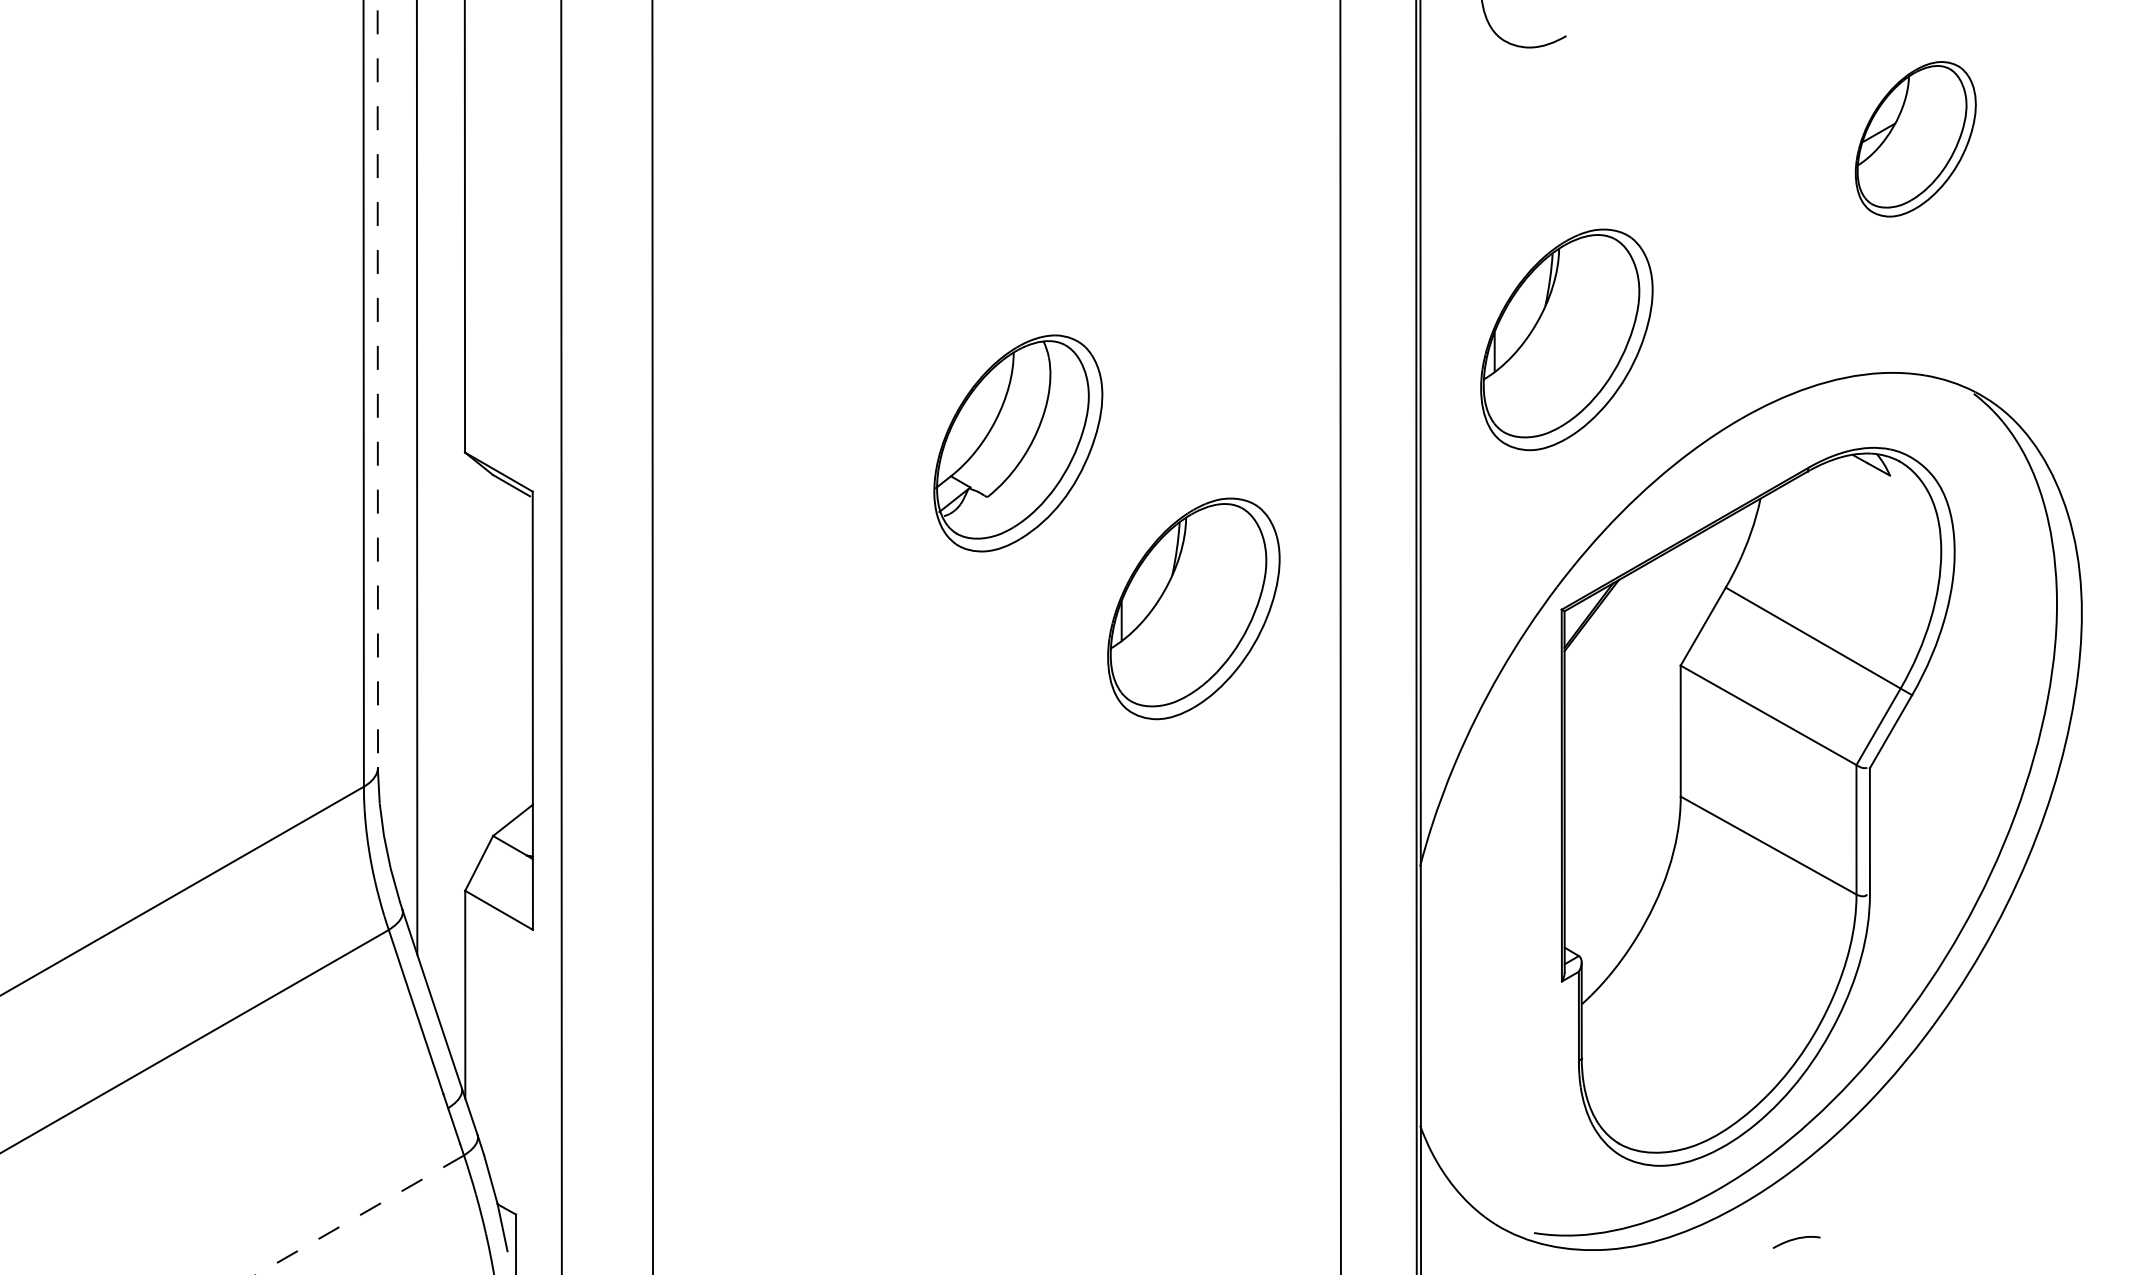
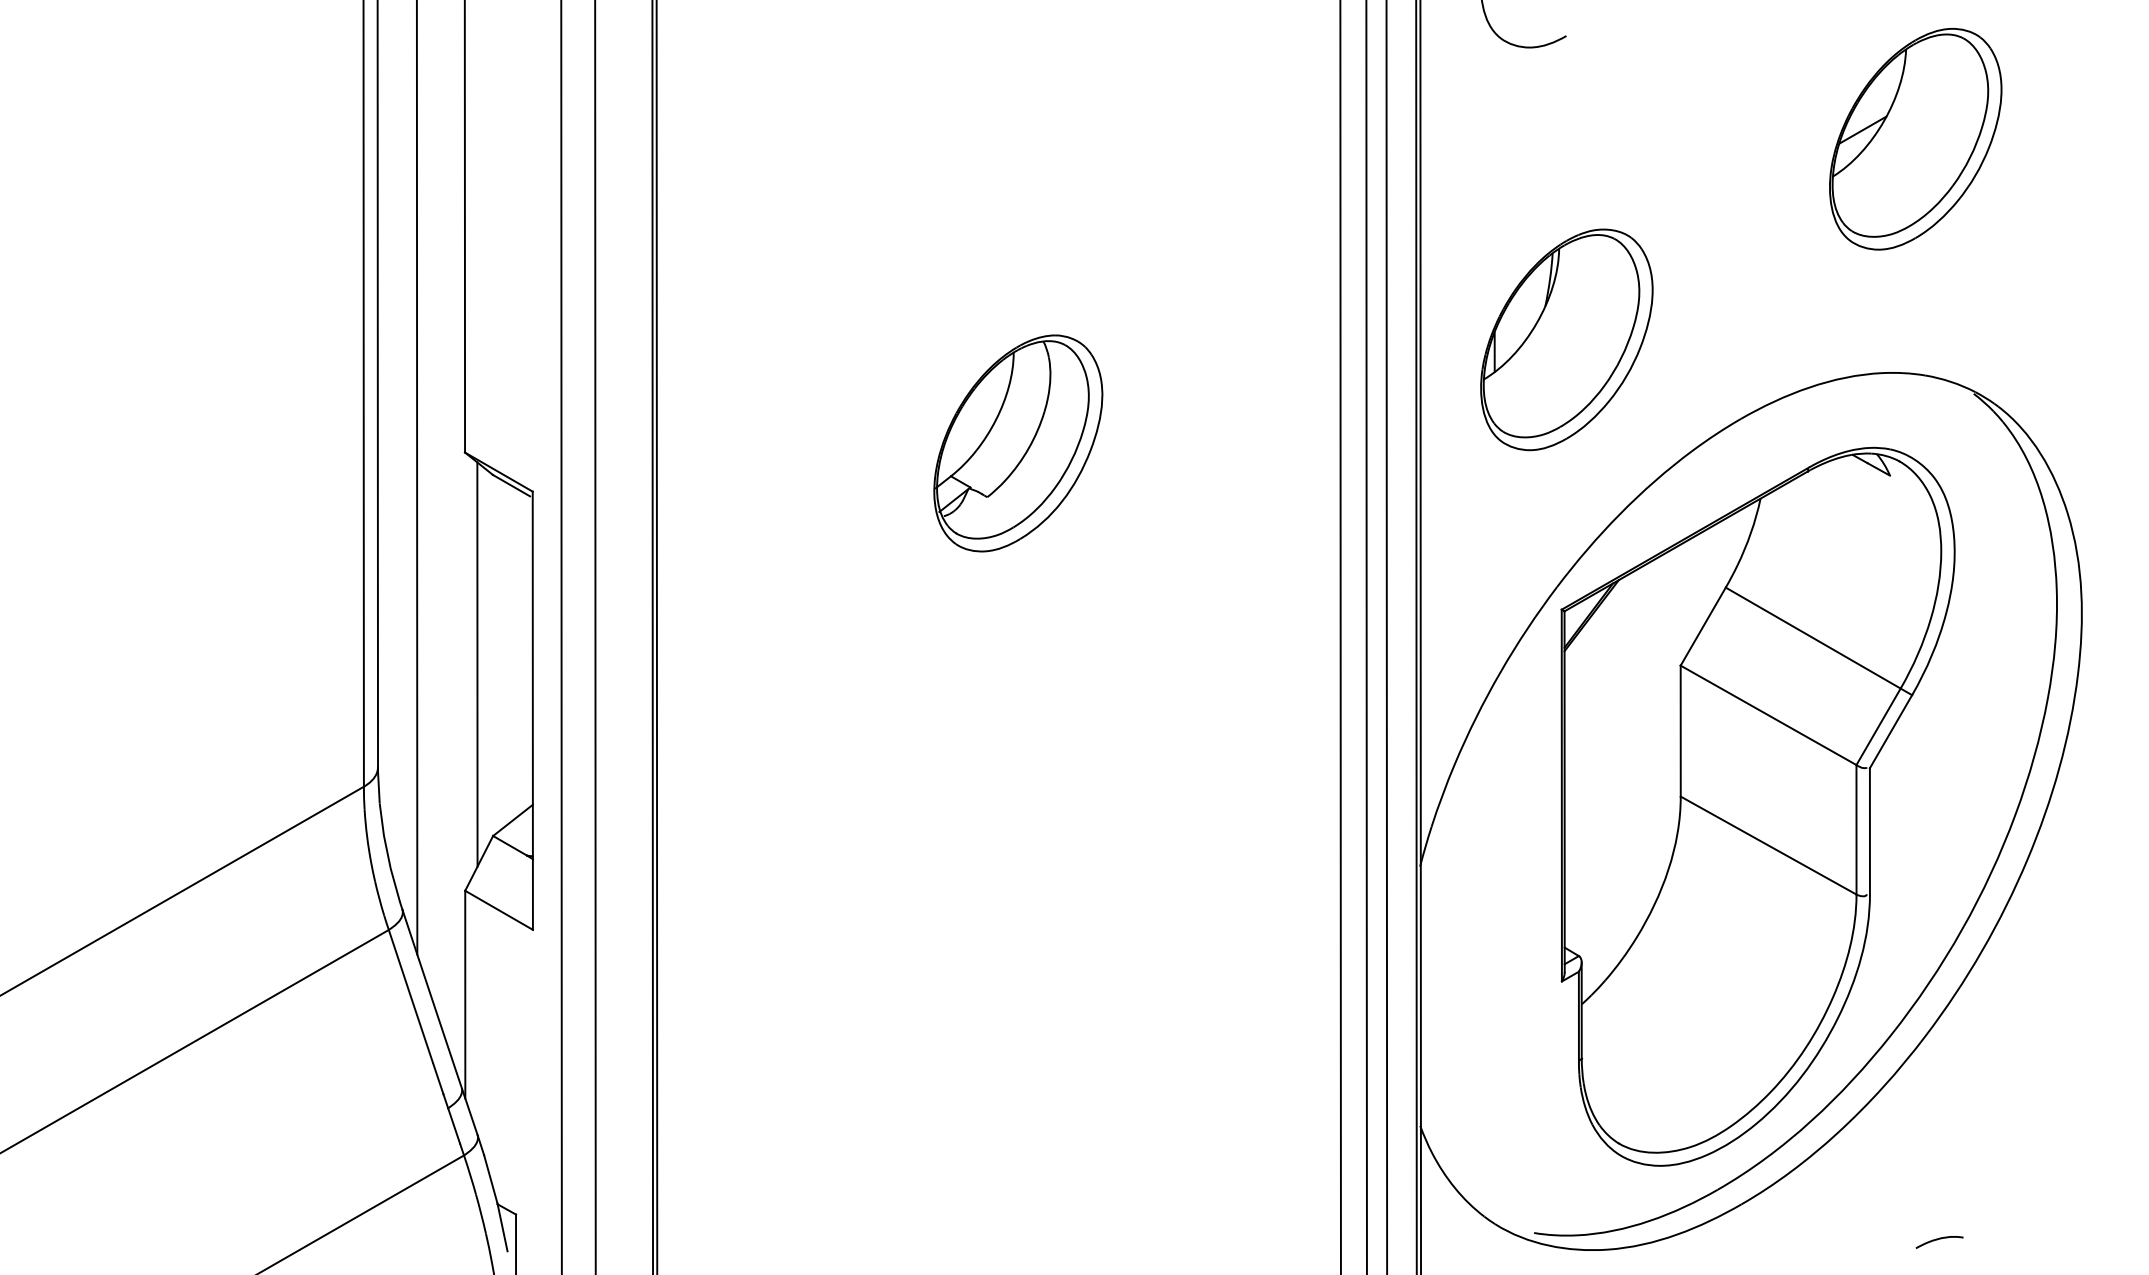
part size: 123x157 px -> 174x223 px (1915, 139)
line: dashed -> solid (377, 384)
part: present -> none (1193, 608)
line: none -> present (595, 636)
line: none -> present (656, 636)
line: none -> present (1366, 636)
line: none -> present (1386, 636)
line: none -> present (477, 664)
line: dashed -> solid (360, 1215)
curve position: (1794, 1240) -> (1937, 1240) (1937, 1240)
